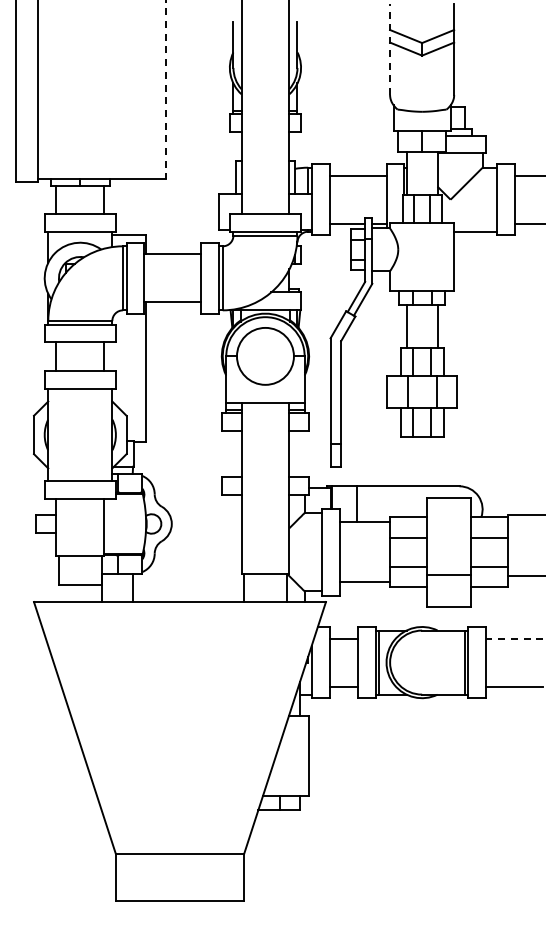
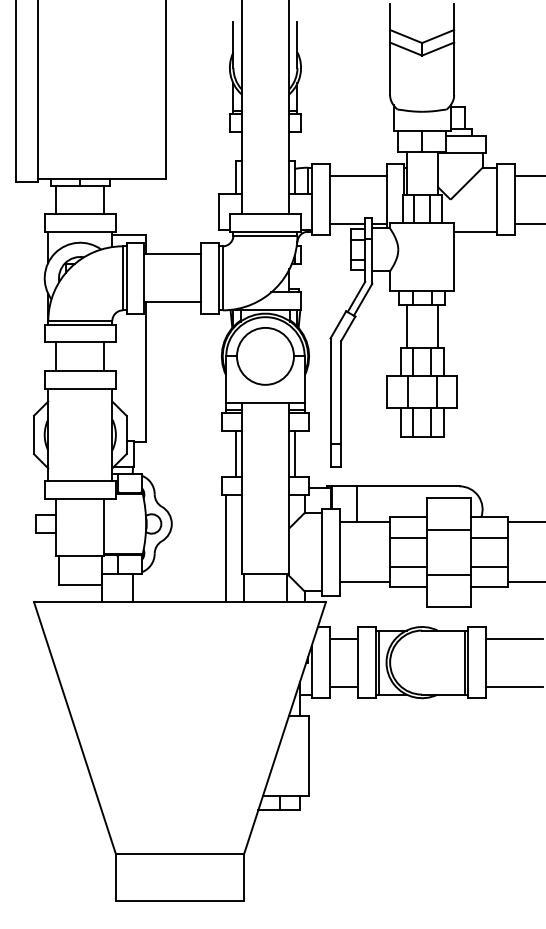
line: dashed -> solid (390, 49)
line: dashed -> solid (165, 89)
line: none -> present (235, 454)
line: none -> present (295, 454)
line position: (524, 515) -> (524, 522) (524, 522)
line: none -> present (448, 529)
line: none -> present (226, 548)
line position: (524, 576) -> (524, 582) (524, 582)
line: dashed -> solid (514, 638)
